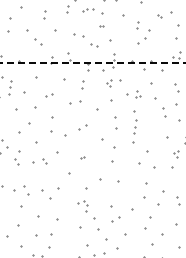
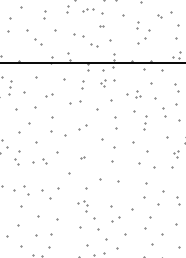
line: dashed -> solid (93, 62)
part position: (113, 83) -> (107, 83) (107, 83)
part position: (135, 126) -> (145, 122) (145, 122)
